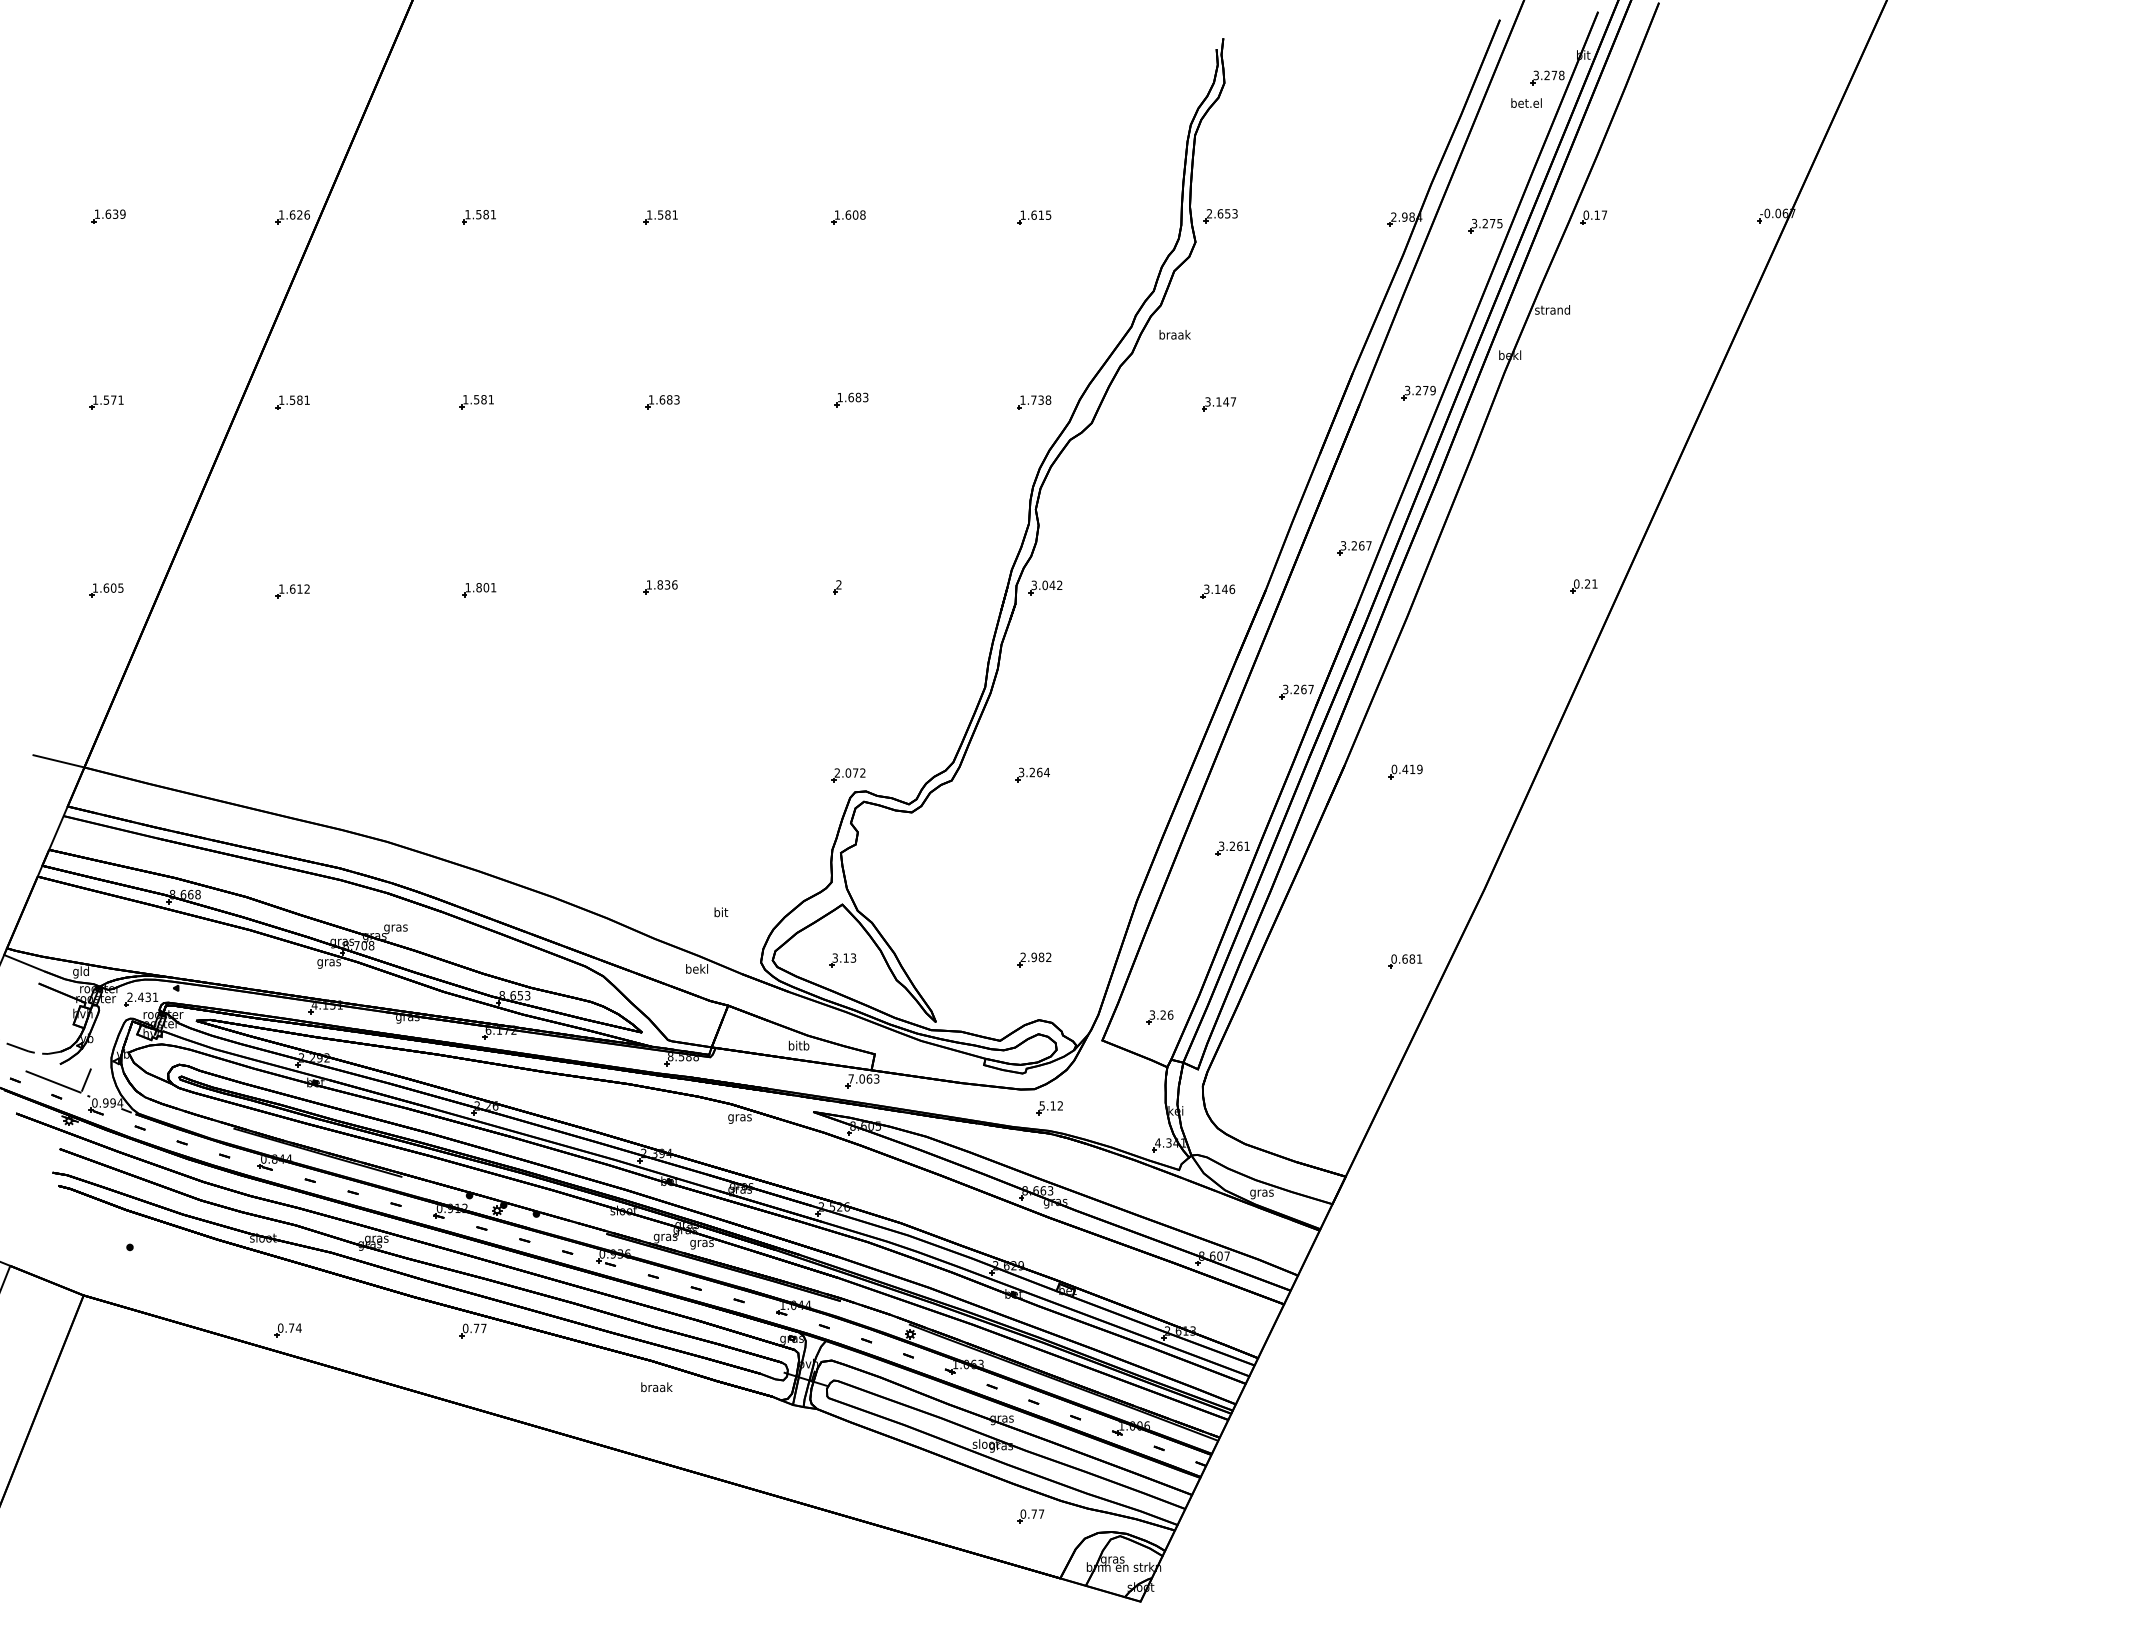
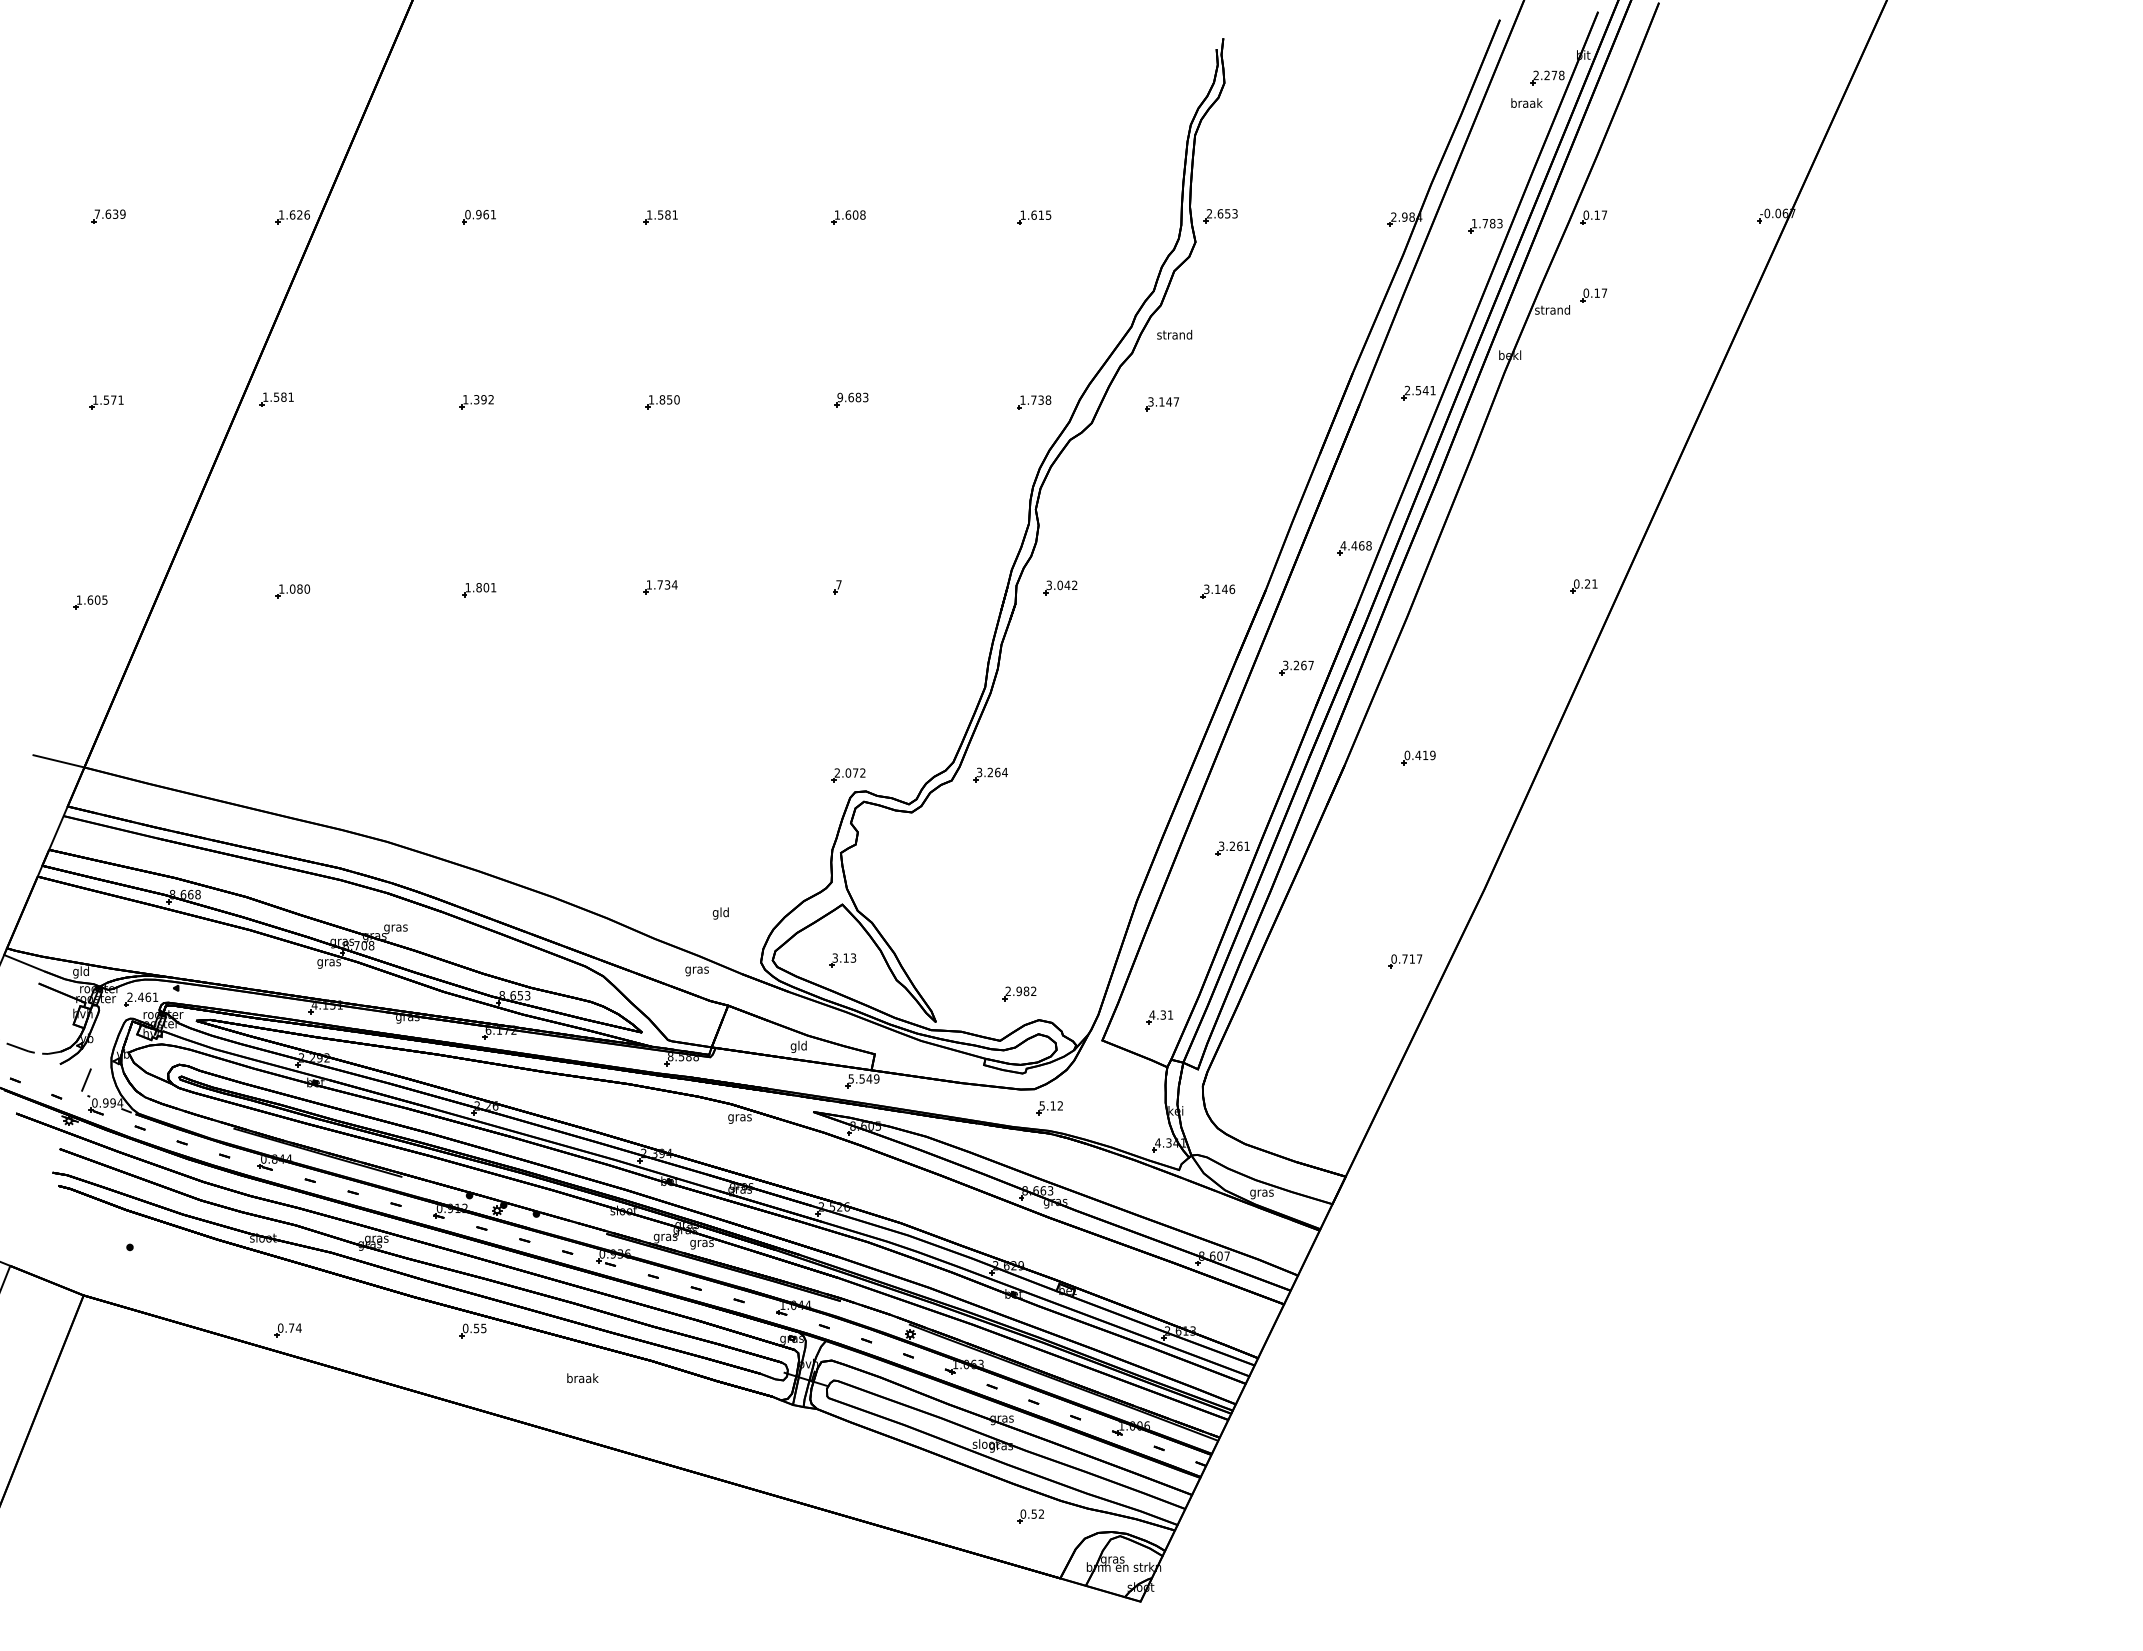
text: 3.278 -> 2.278 (1535, 75)
text: bet.el -> braak (1530, 102)
text: 1.639 -> 7.639 (96, 213)
text: 1.581 -> 0.961 (476, 214)
text: 3.275 -> 1.783 (1486, 223)
part: none -> present (1593, 295)
text: braak -> strand (1174, 334)
text: 3.279 -> 2.541 (1420, 390)
text: 1.683 -> 9.683 (840, 397)
text: 1.581 -> 1.392 (483, 399)
text: 1.683 -> 1.850 (669, 399)
part position: (292, 402) -> (276, 399) (276, 399)
part position: (1219, 404) -> (1162, 404) (1162, 404)
text: 3.267 -> 4.468 (1355, 545)
text: 1.836 -> 1.734 (667, 584)
text: 2 -> 7 (838, 584)
part position: (1045, 587) -> (1060, 587) (1060, 587)
text: 1.612 -> 1.080 (300, 588)
part position: (106, 590) -> (90, 602) (90, 602)
part position: (1296, 691) -> (1296, 667) (1296, 667)
part position: (1405, 771) -> (1418, 757) (1418, 757)
part position: (1032, 774) -> (990, 774) (990, 774)
text: bit -> gld (720, 913)
text: 0.681 -> 0.717 (1412, 958)
part position: (1034, 959) -> (1019, 993) (1019, 993)
text: bekl -> gras (696, 970)
text: 2.431 -> 2.461 (148, 997)
text: 3.26 -> 4.31 (1161, 1014)
text: bitb -> gld (798, 1046)
text: 7.063 -> 5.549 (863, 1078)
line: present -> none (53, 1081)
text: 0.77 -> 0.55 (479, 1328)
text position: (656, 1387) -> (582, 1378) (582, 1378)
text: 0.77 -> 0.52 (1037, 1513)
